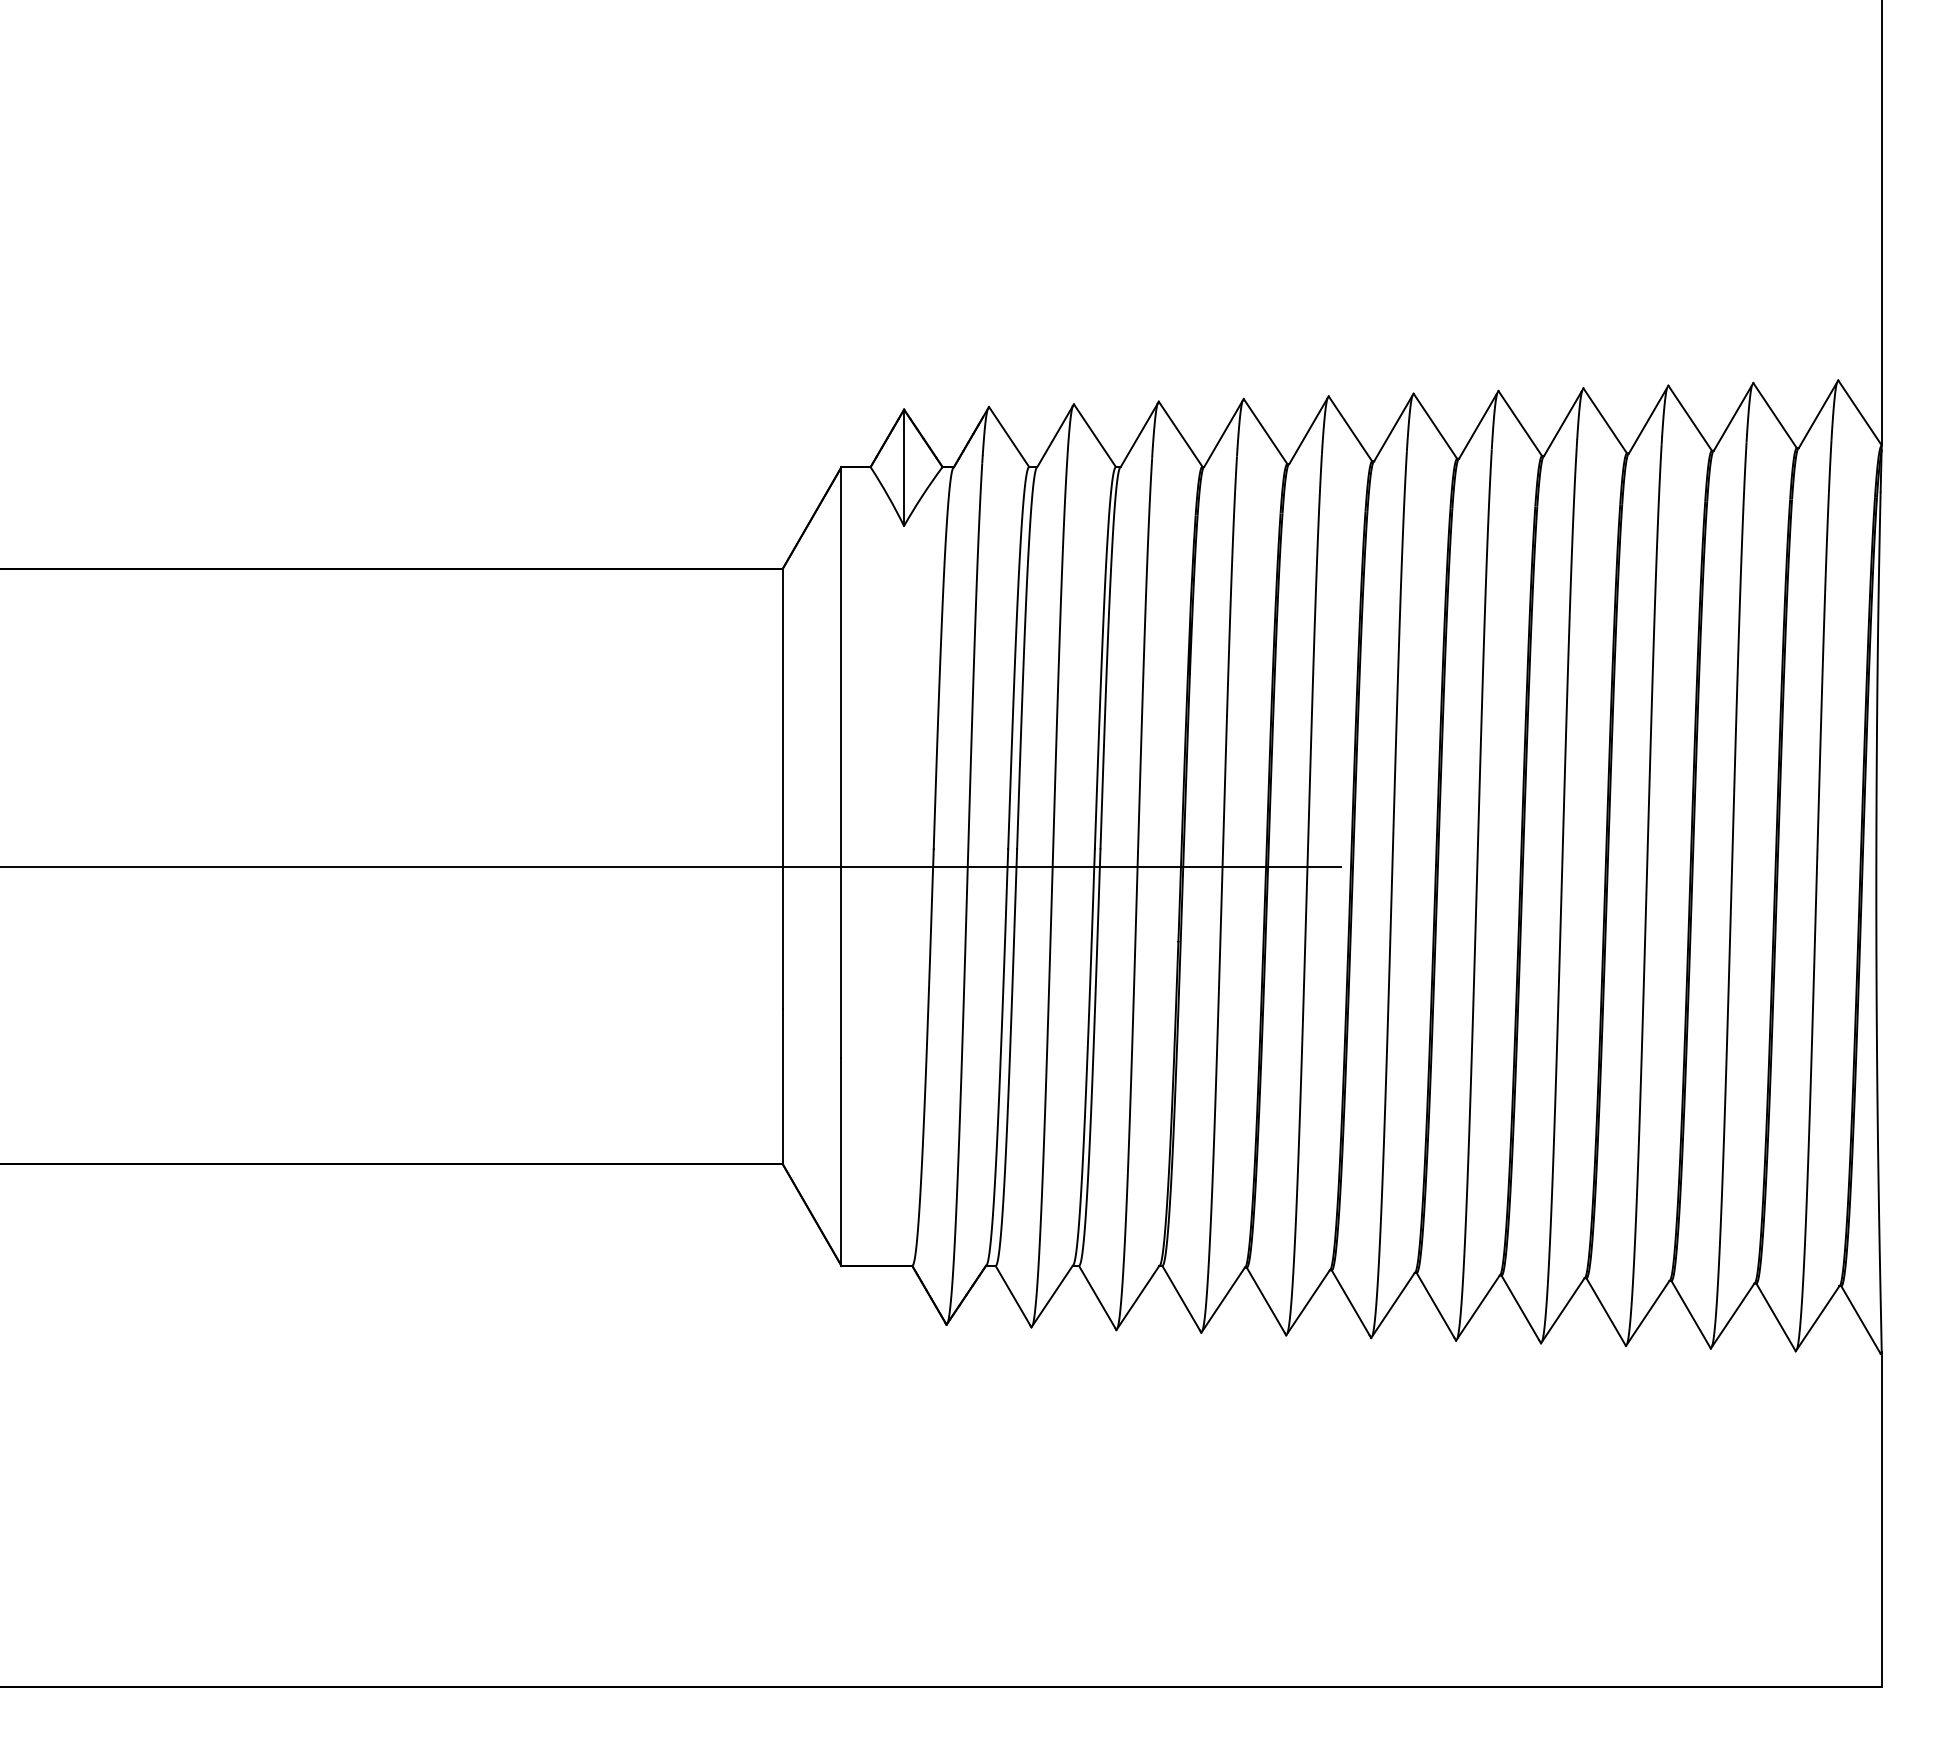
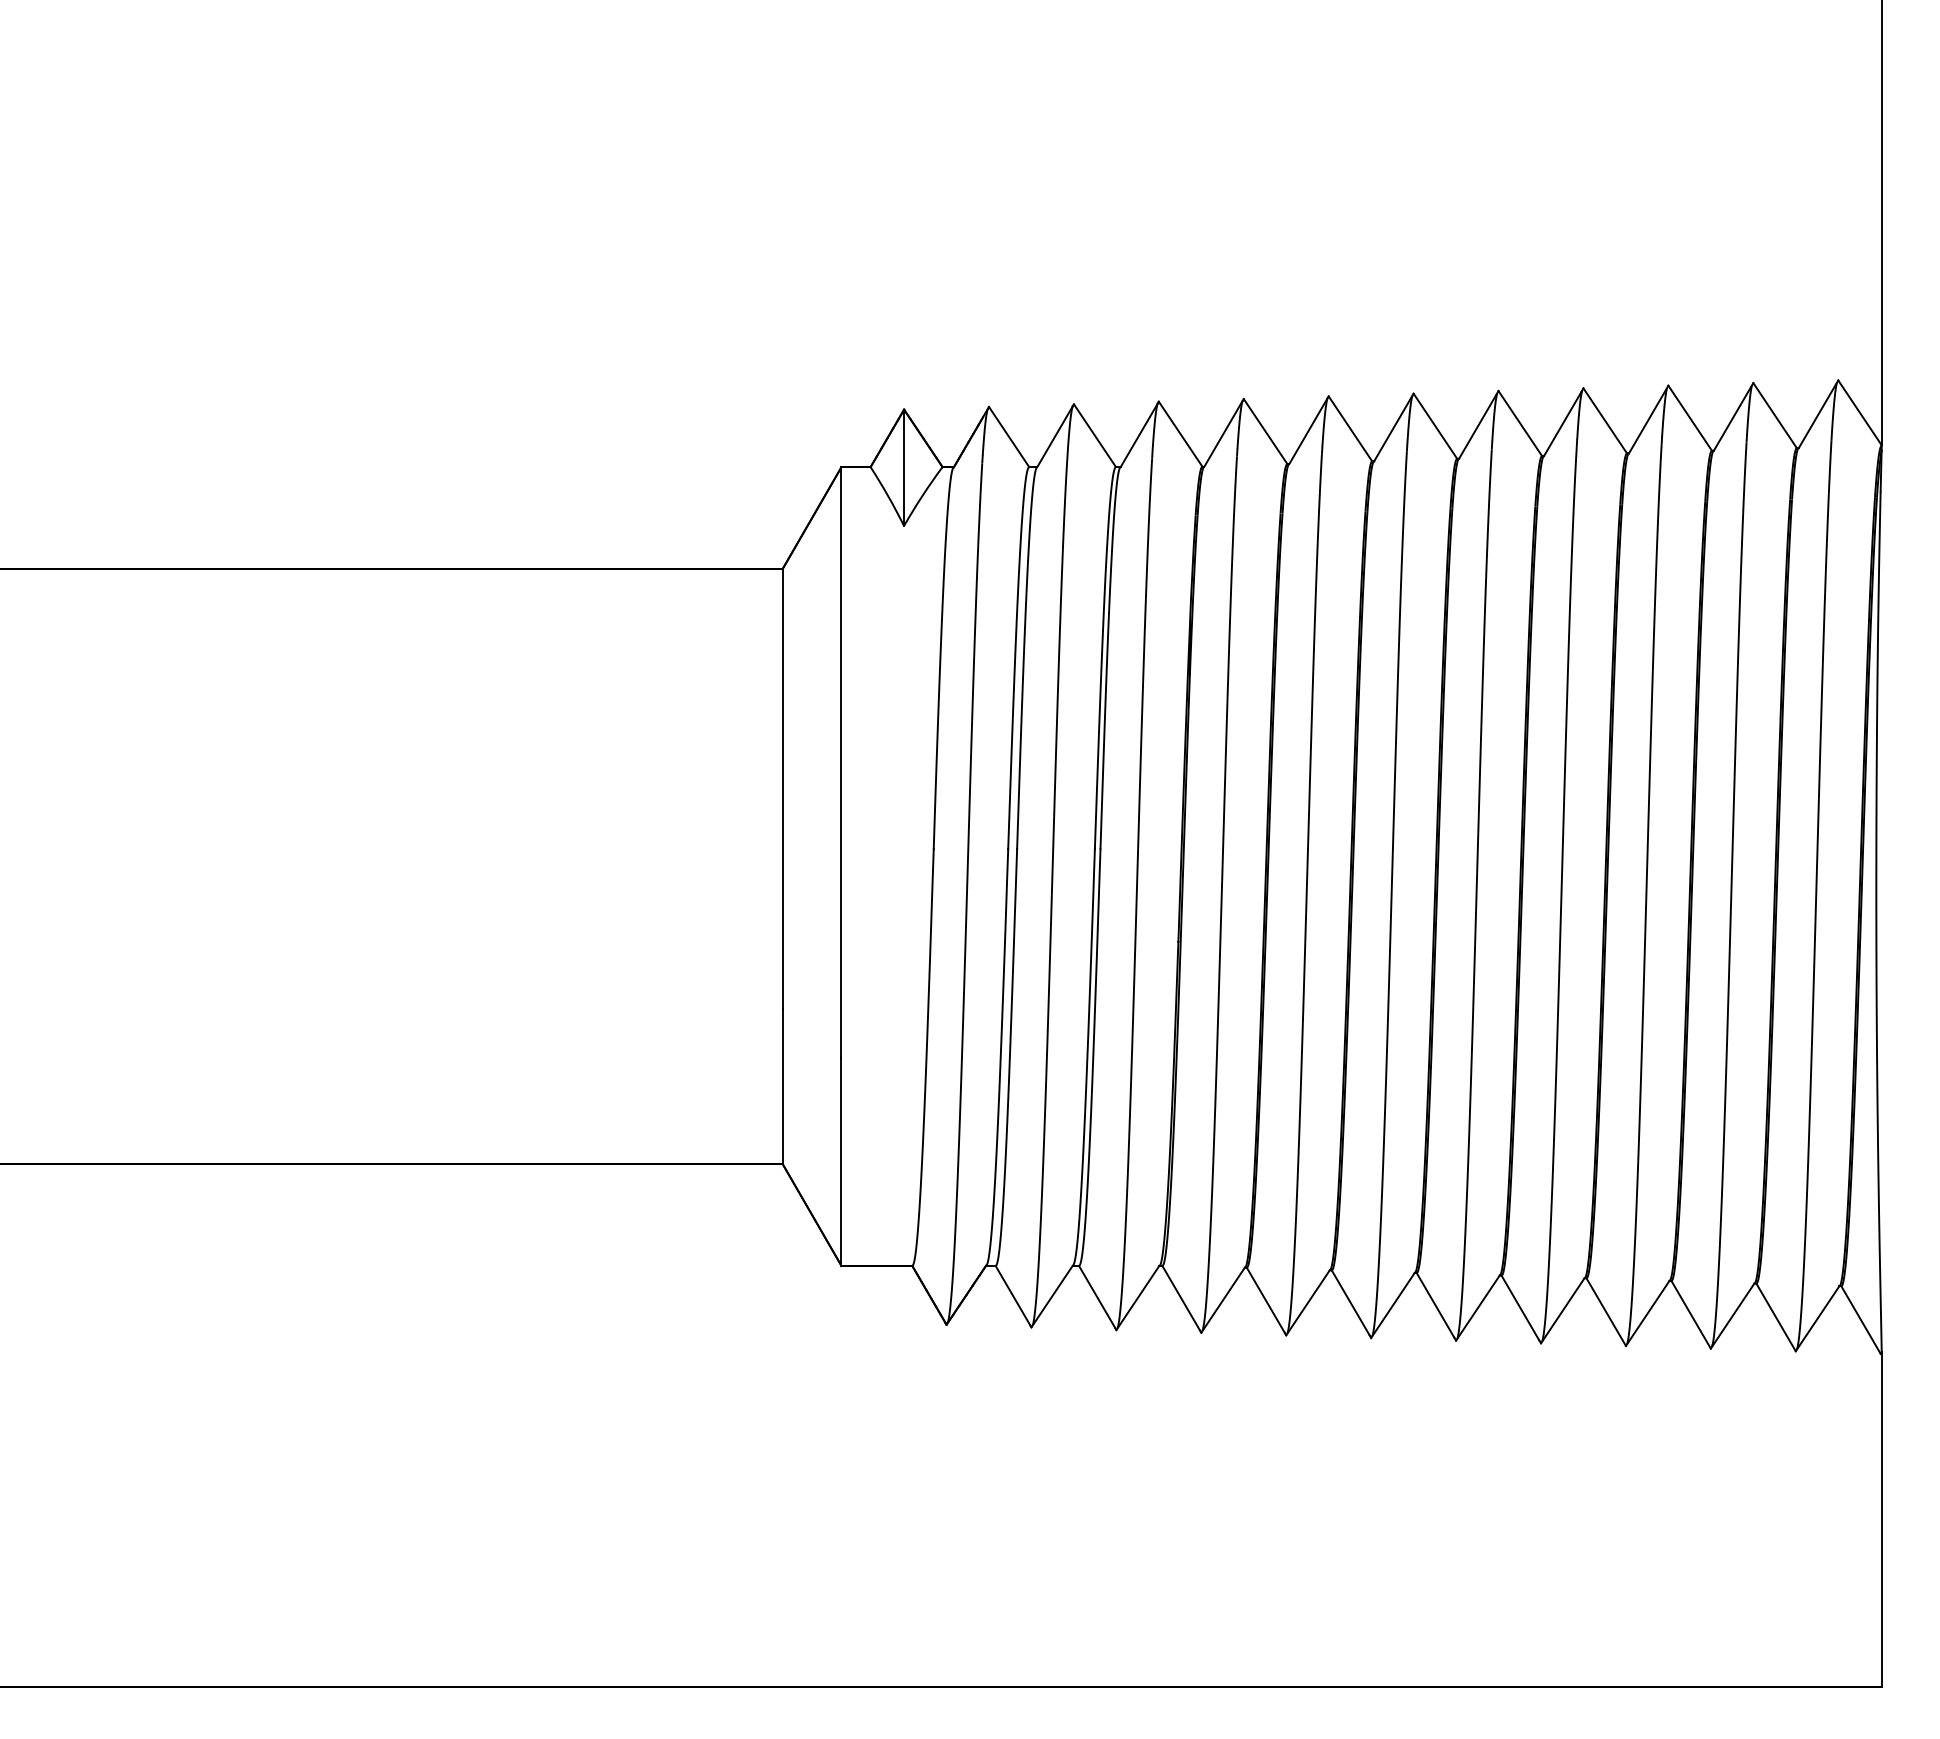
line: present -> none (671, 866)
